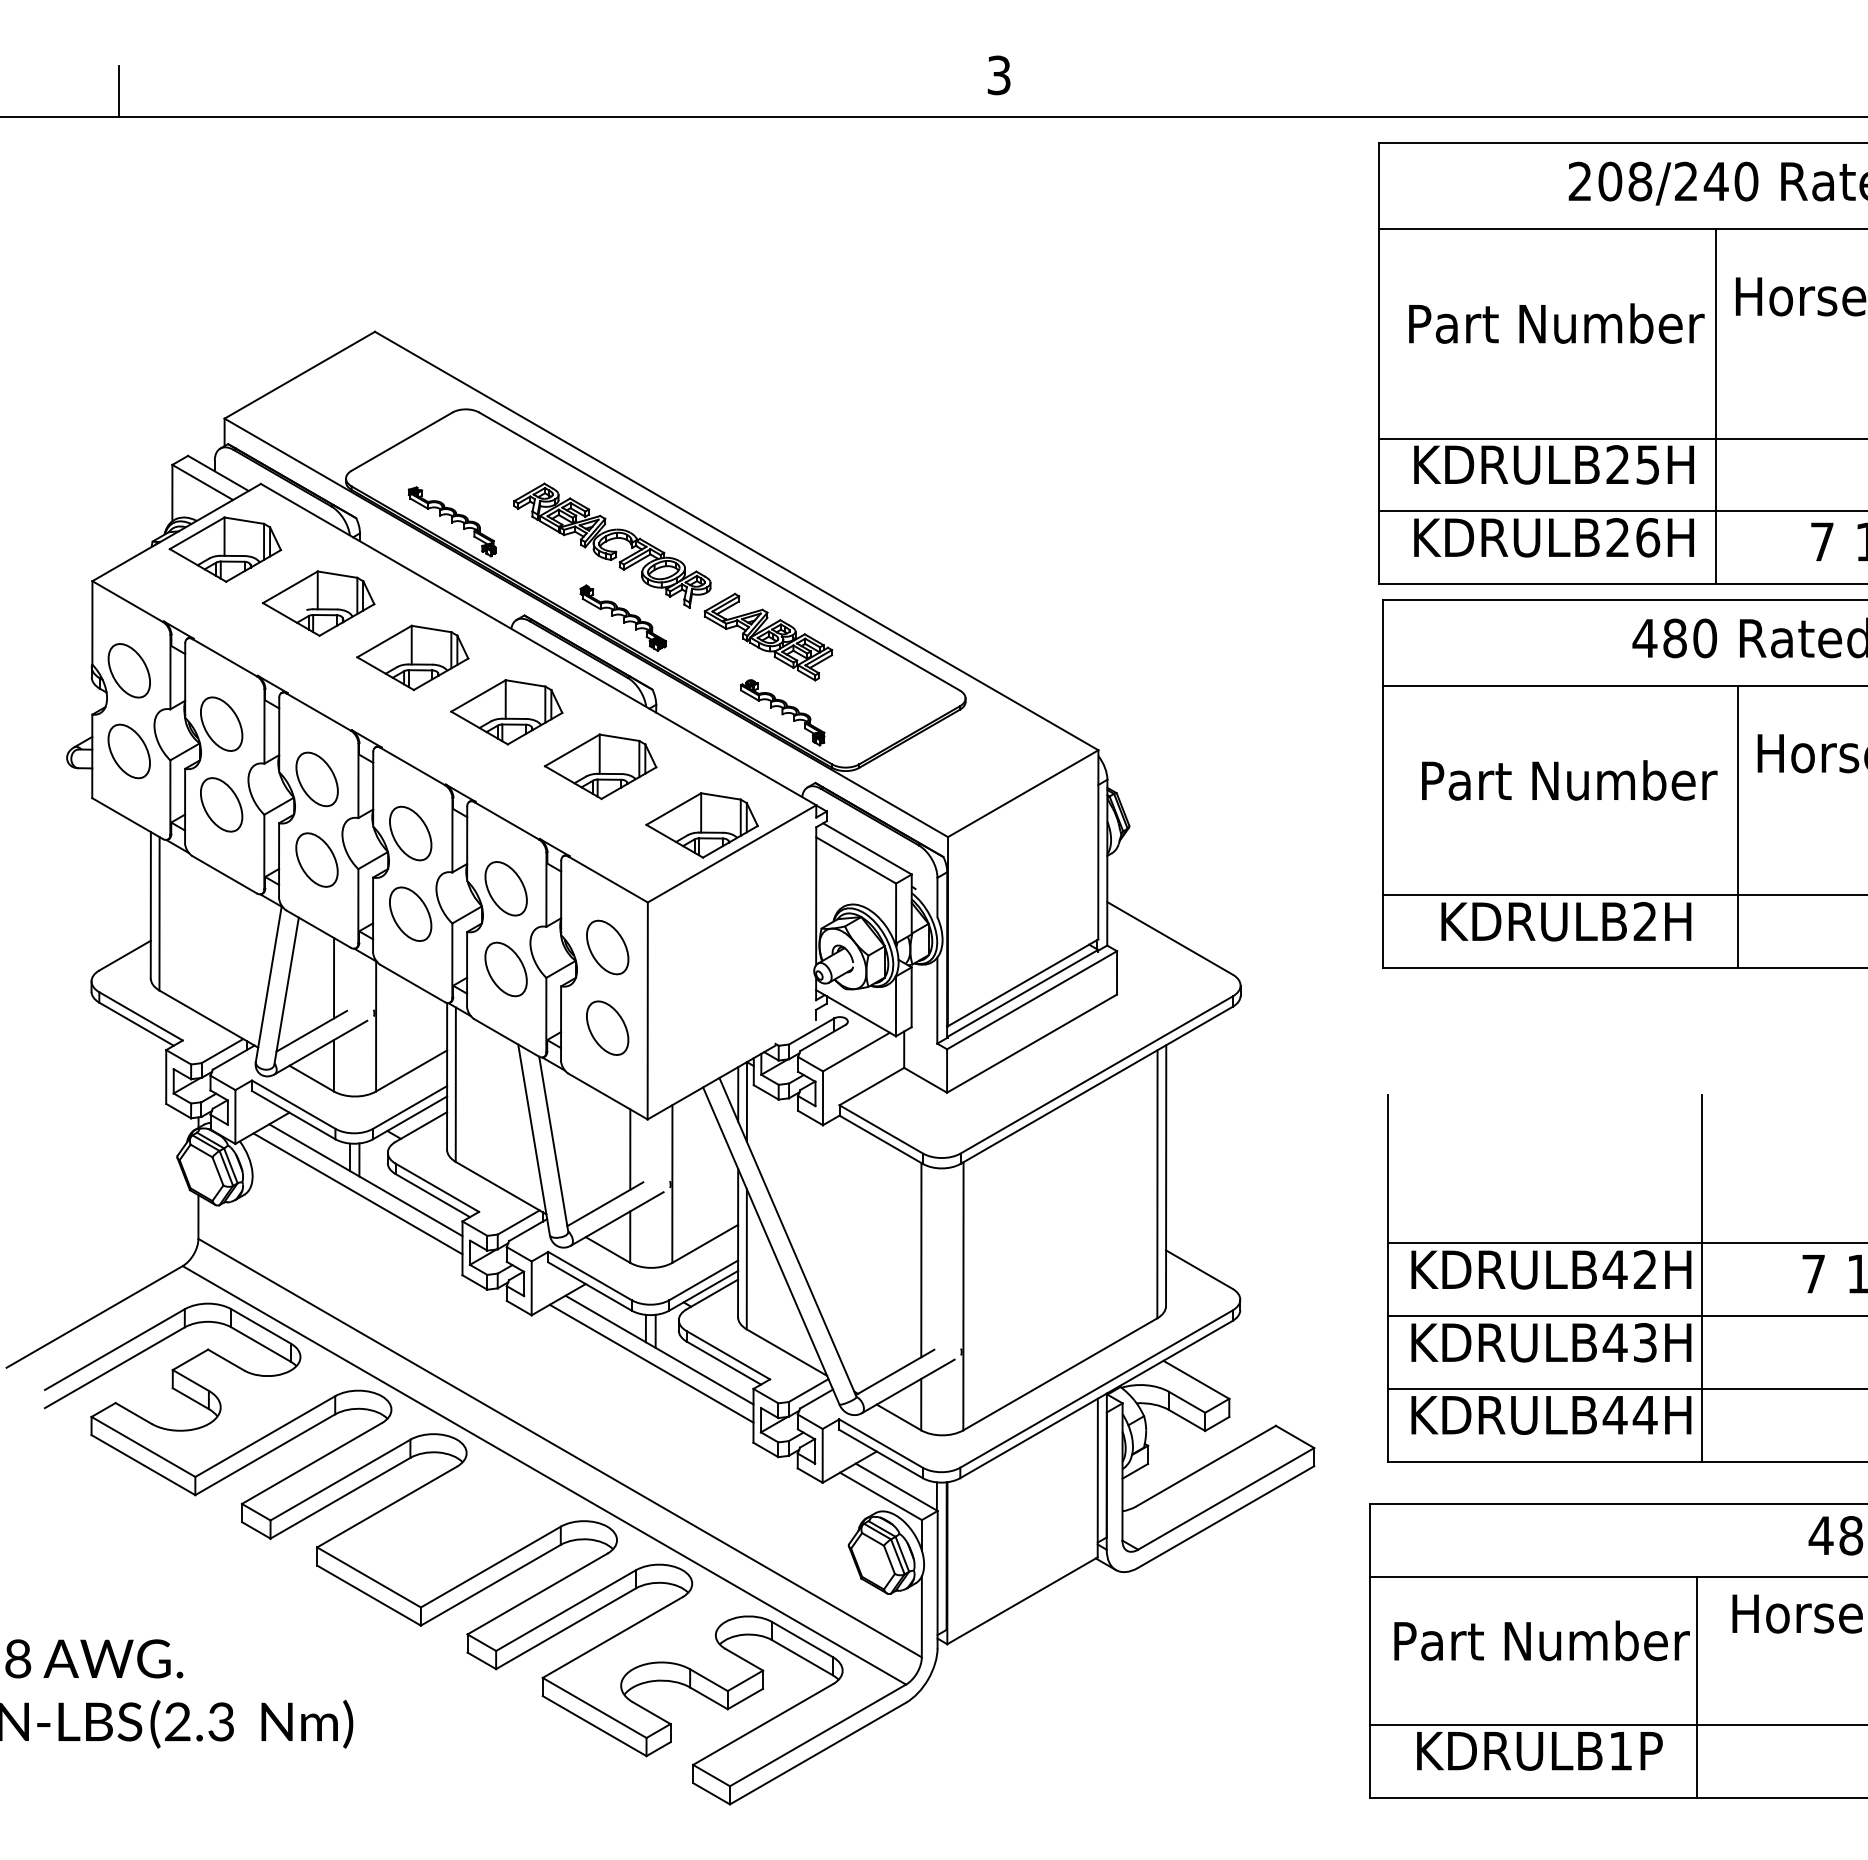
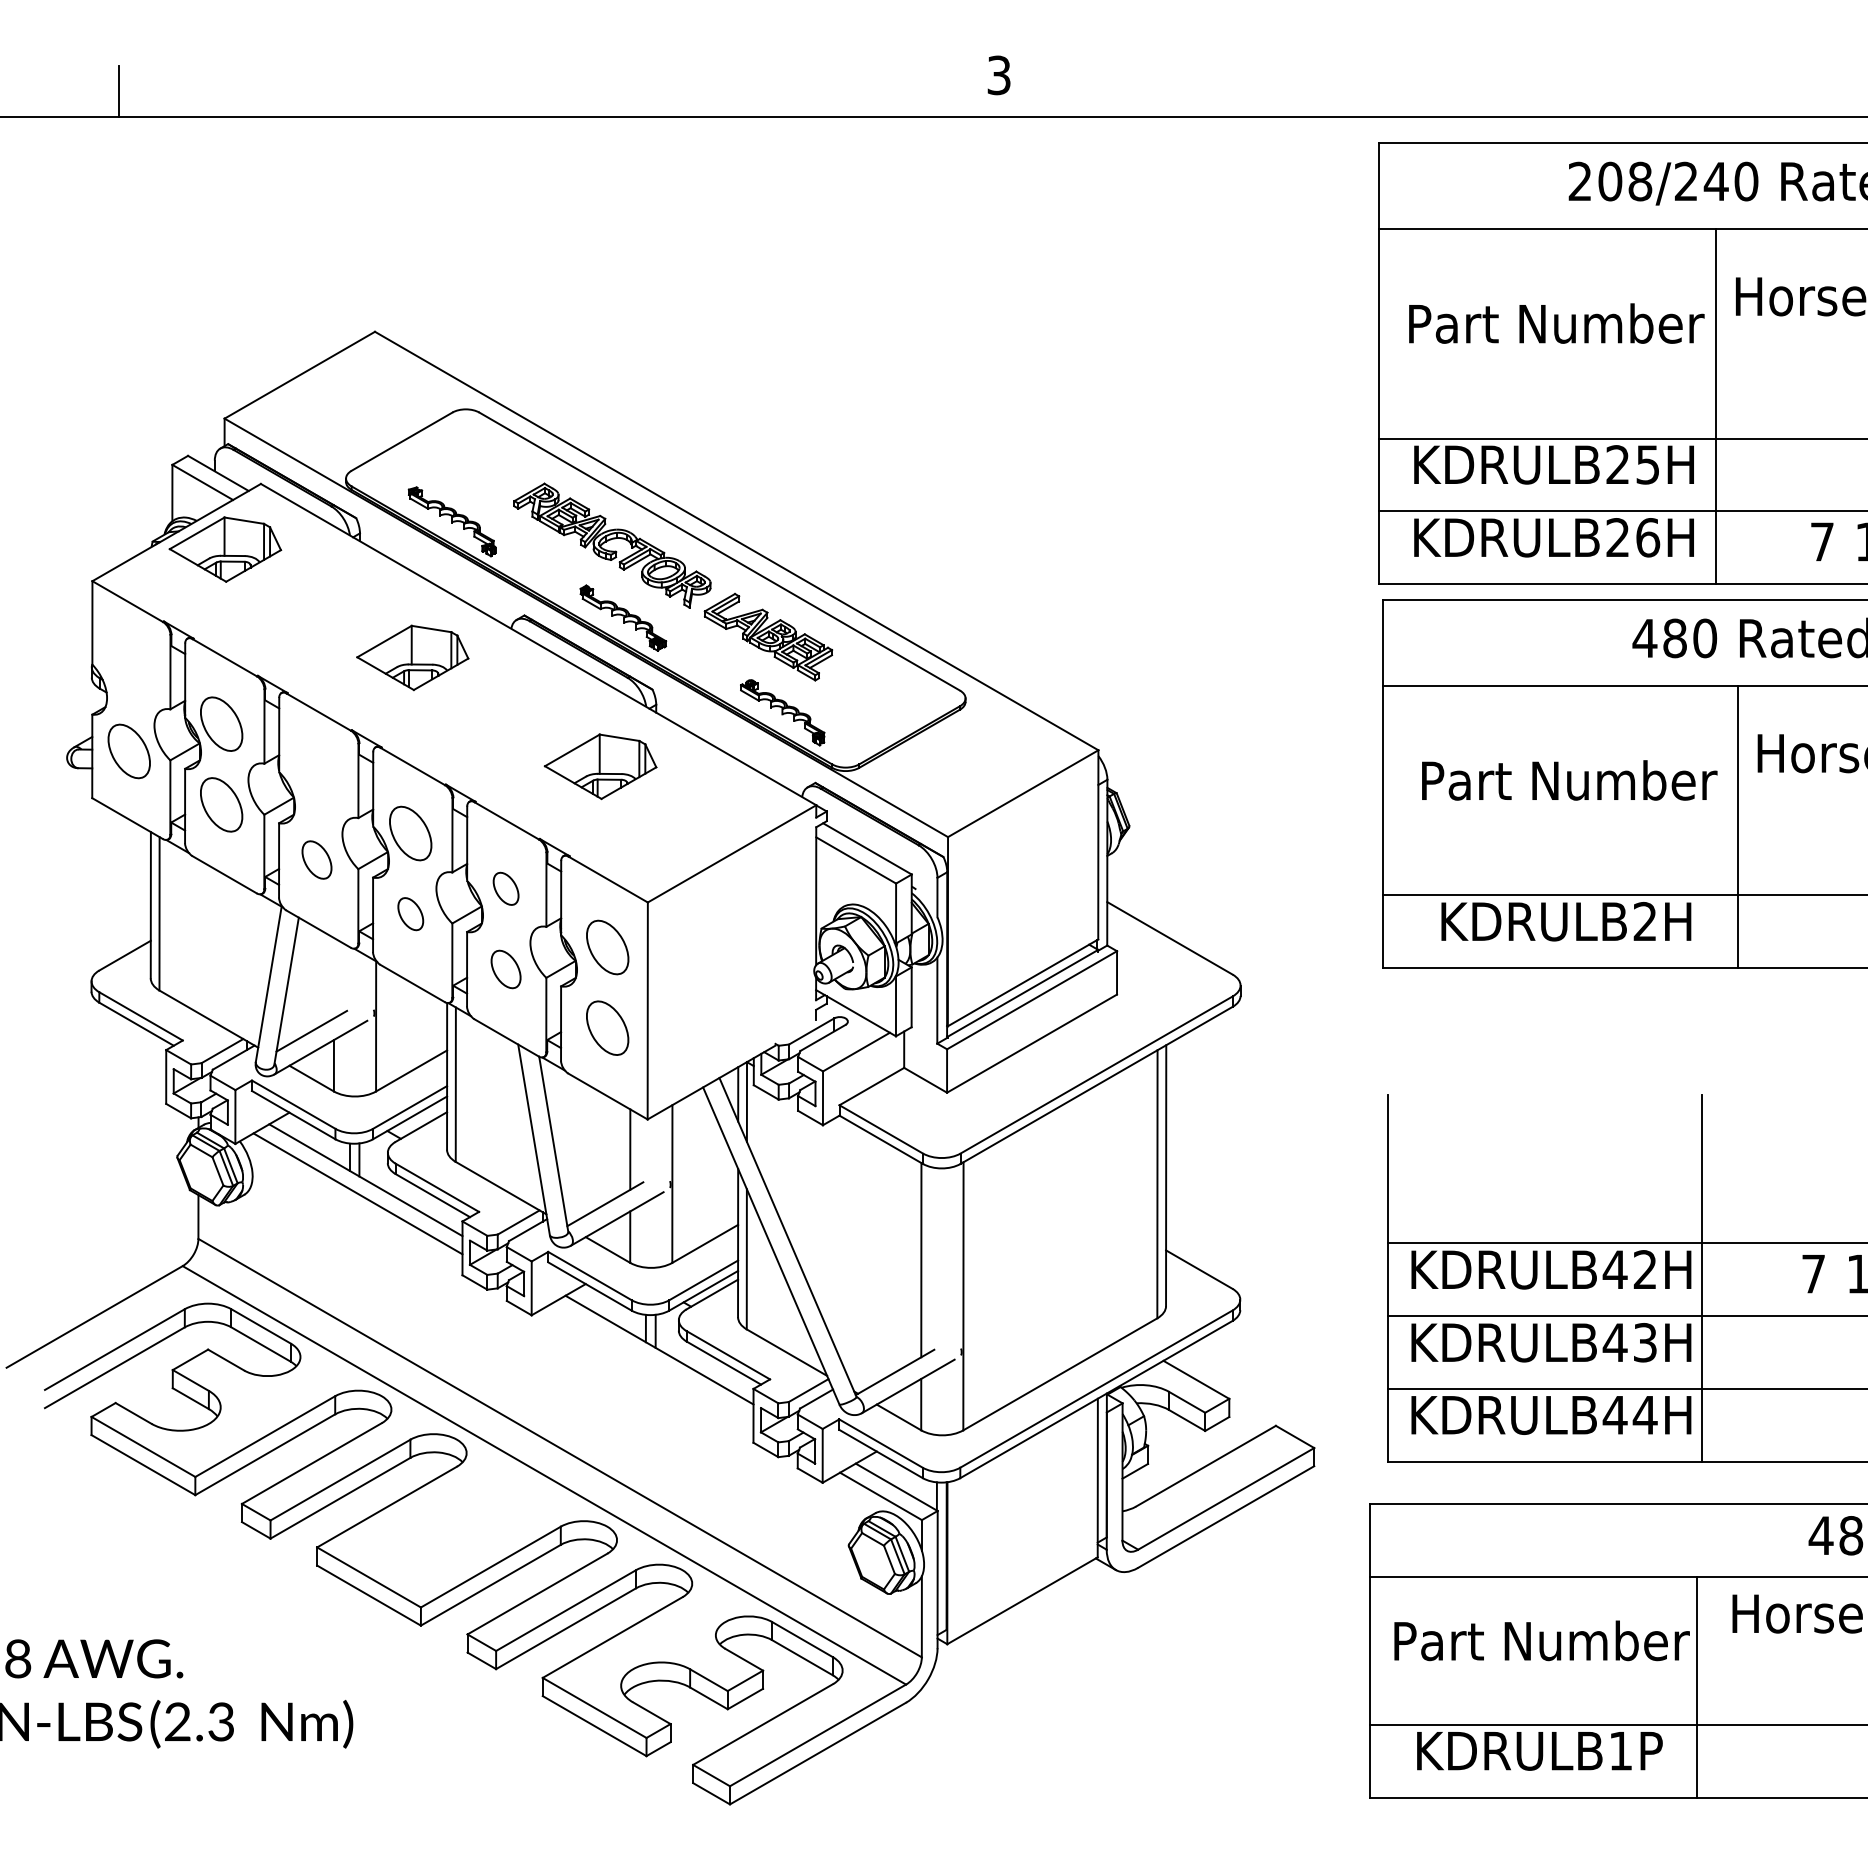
part: present -> none (318, 603)
part: present -> none (128, 670)
part: present -> none (506, 712)
part: present -> none (316, 779)
part: present -> none (701, 825)
part size: 44x56 px -> 32x40 px (316, 859)
part size: 44x56 px -> 28x35 px (505, 888)
part size: 44x56 px -> 28x35 px (410, 914)
part size: 44x57 px -> 32x41 px (505, 969)
line: present -> none (334, 978)
line: present -> none (651, 1363)
